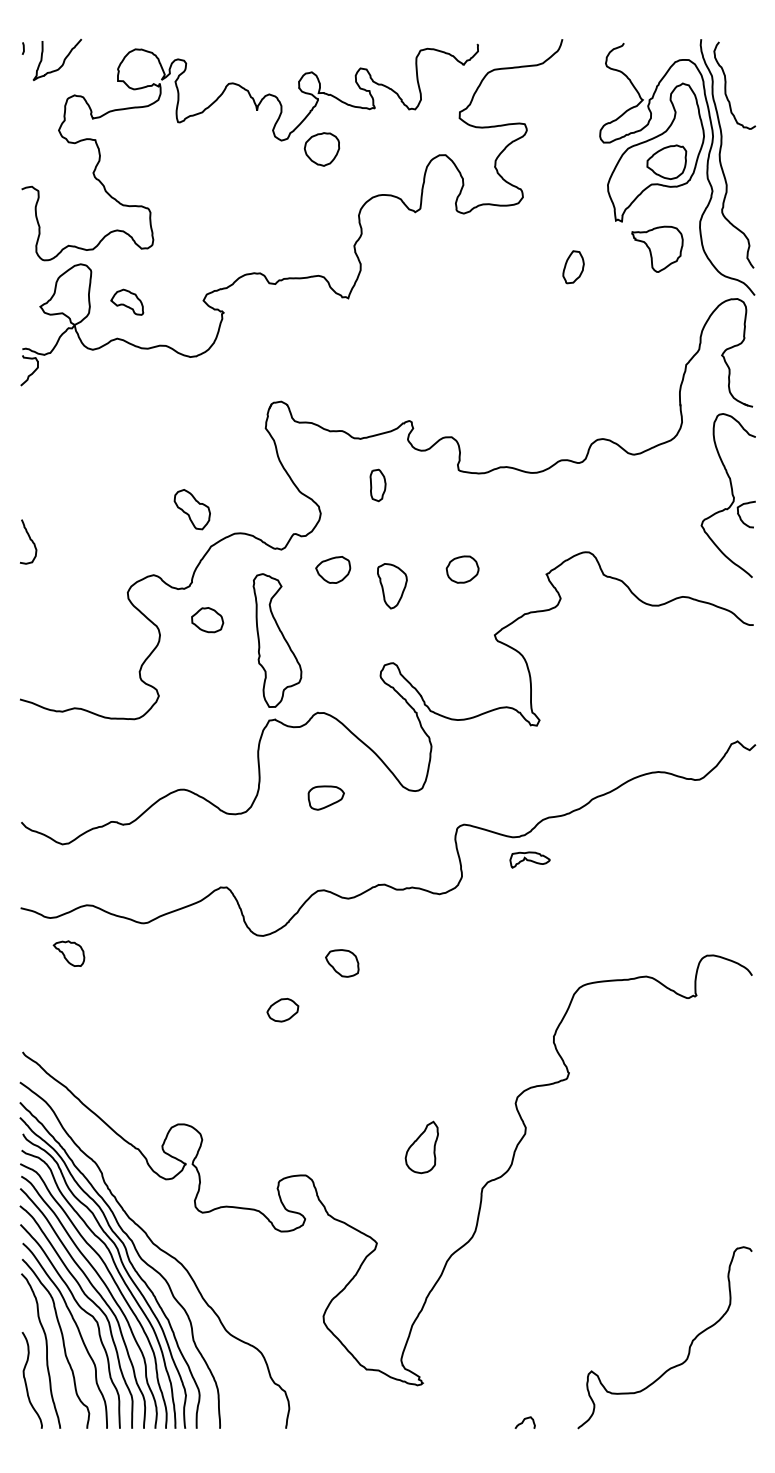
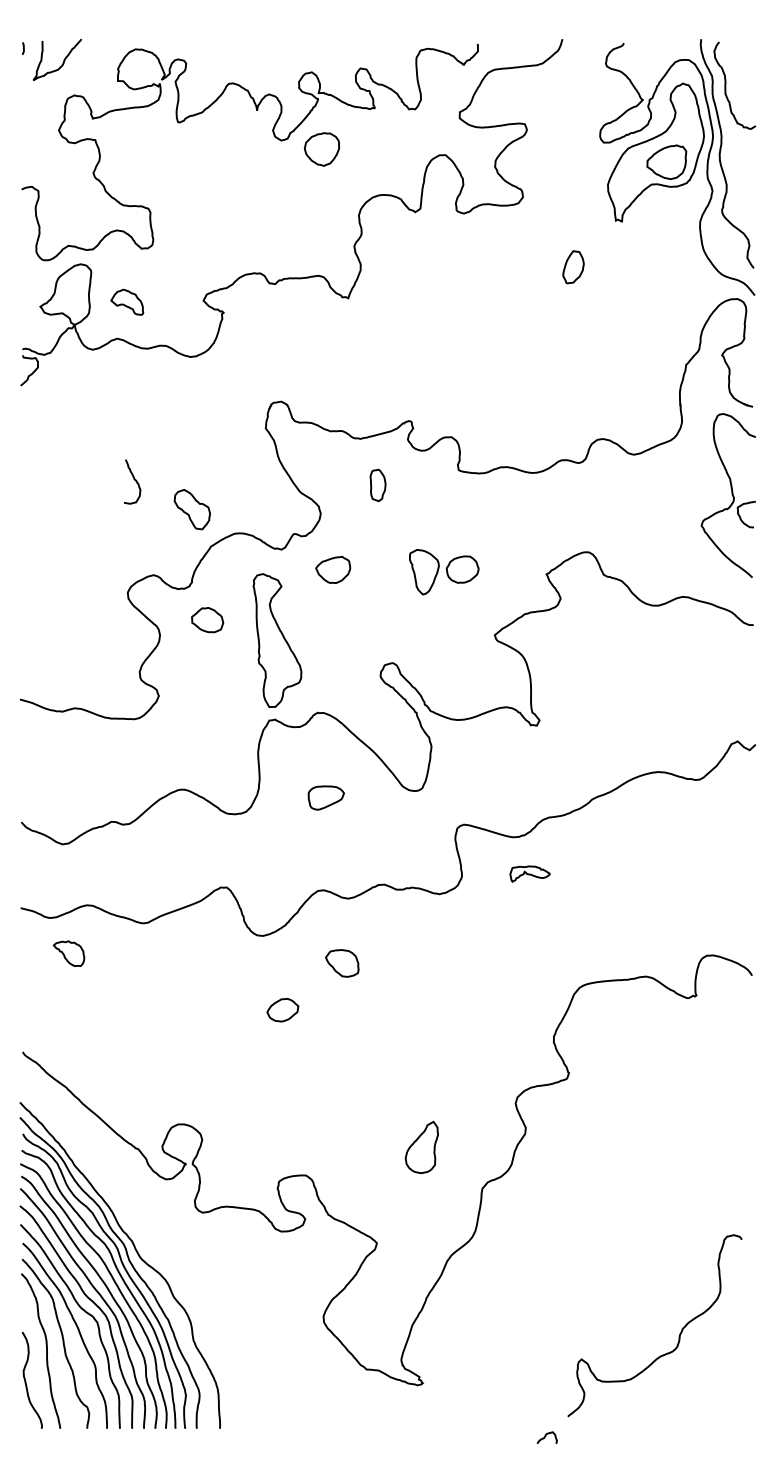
part: present -> none (657, 248)
curve position: (29, 539) -> (133, 479) (133, 479)
part position: (392, 586) -> (424, 572) (424, 572)
part position: (529, 859) -> (529, 873) (529, 873)
curve: present -> none (157, 1248)
curve position: (689, 1345) -> (679, 1333) (679, 1333)
curve position: (524, 1421) -> (546, 1436) (546, 1436)
